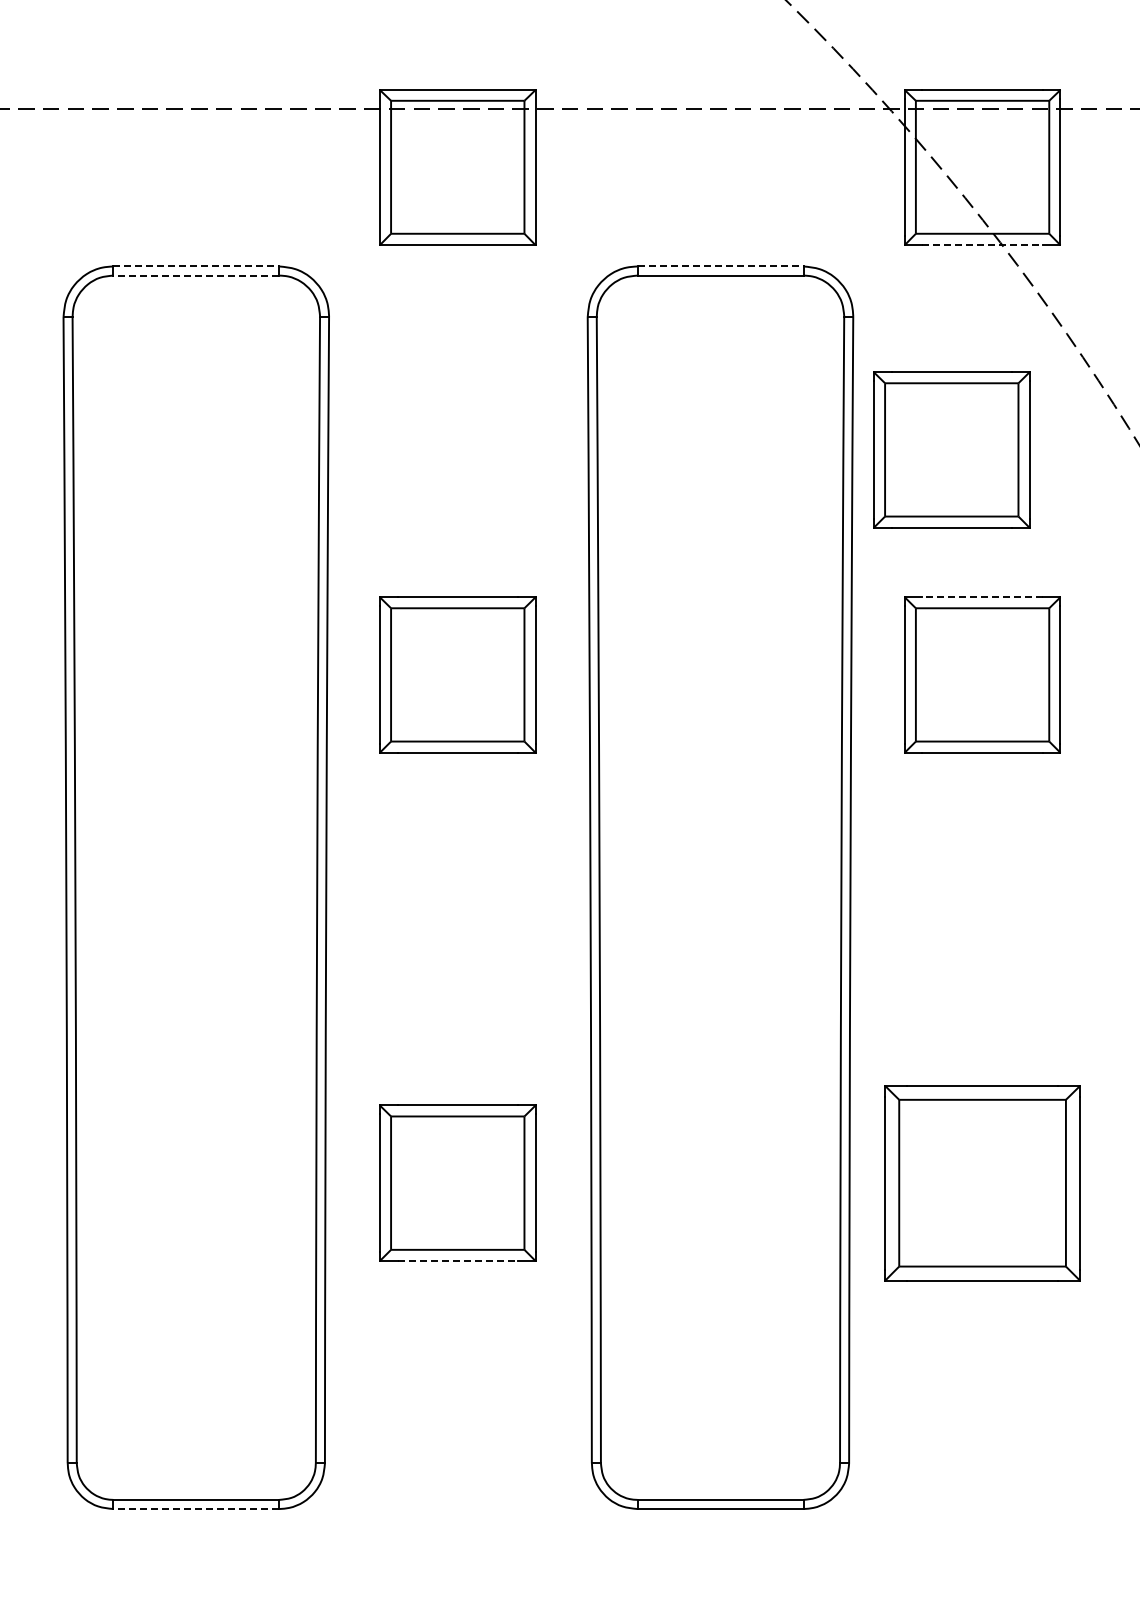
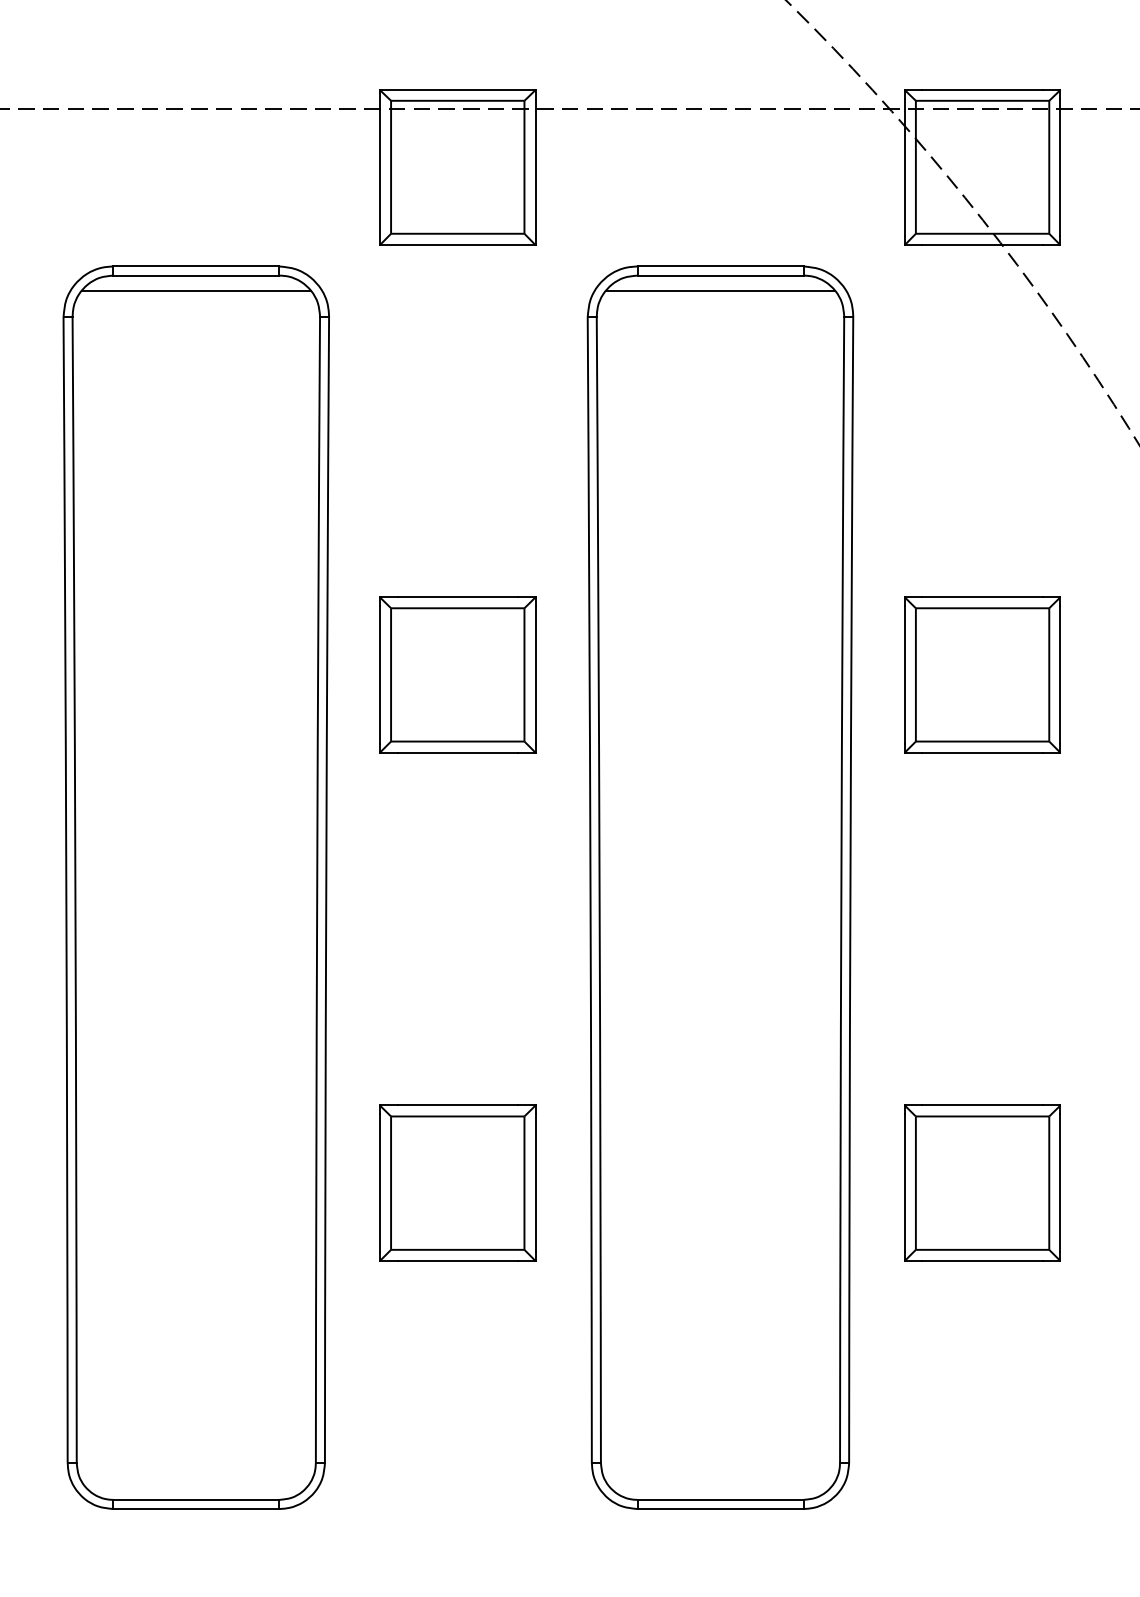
line: dashed -> solid (983, 245)
line: dashed -> solid (196, 266)
line: dashed -> solid (721, 266)
line: dashed -> solid (195, 275)
line: none -> present (196, 290)
line: none -> present (720, 290)
part: present -> none (951, 449)
line: dashed -> solid (982, 597)
part size: 197x197 px -> 157x158 px (982, 1182)
line: dashed -> solid (458, 1261)
line: dashed -> solid (195, 1509)
